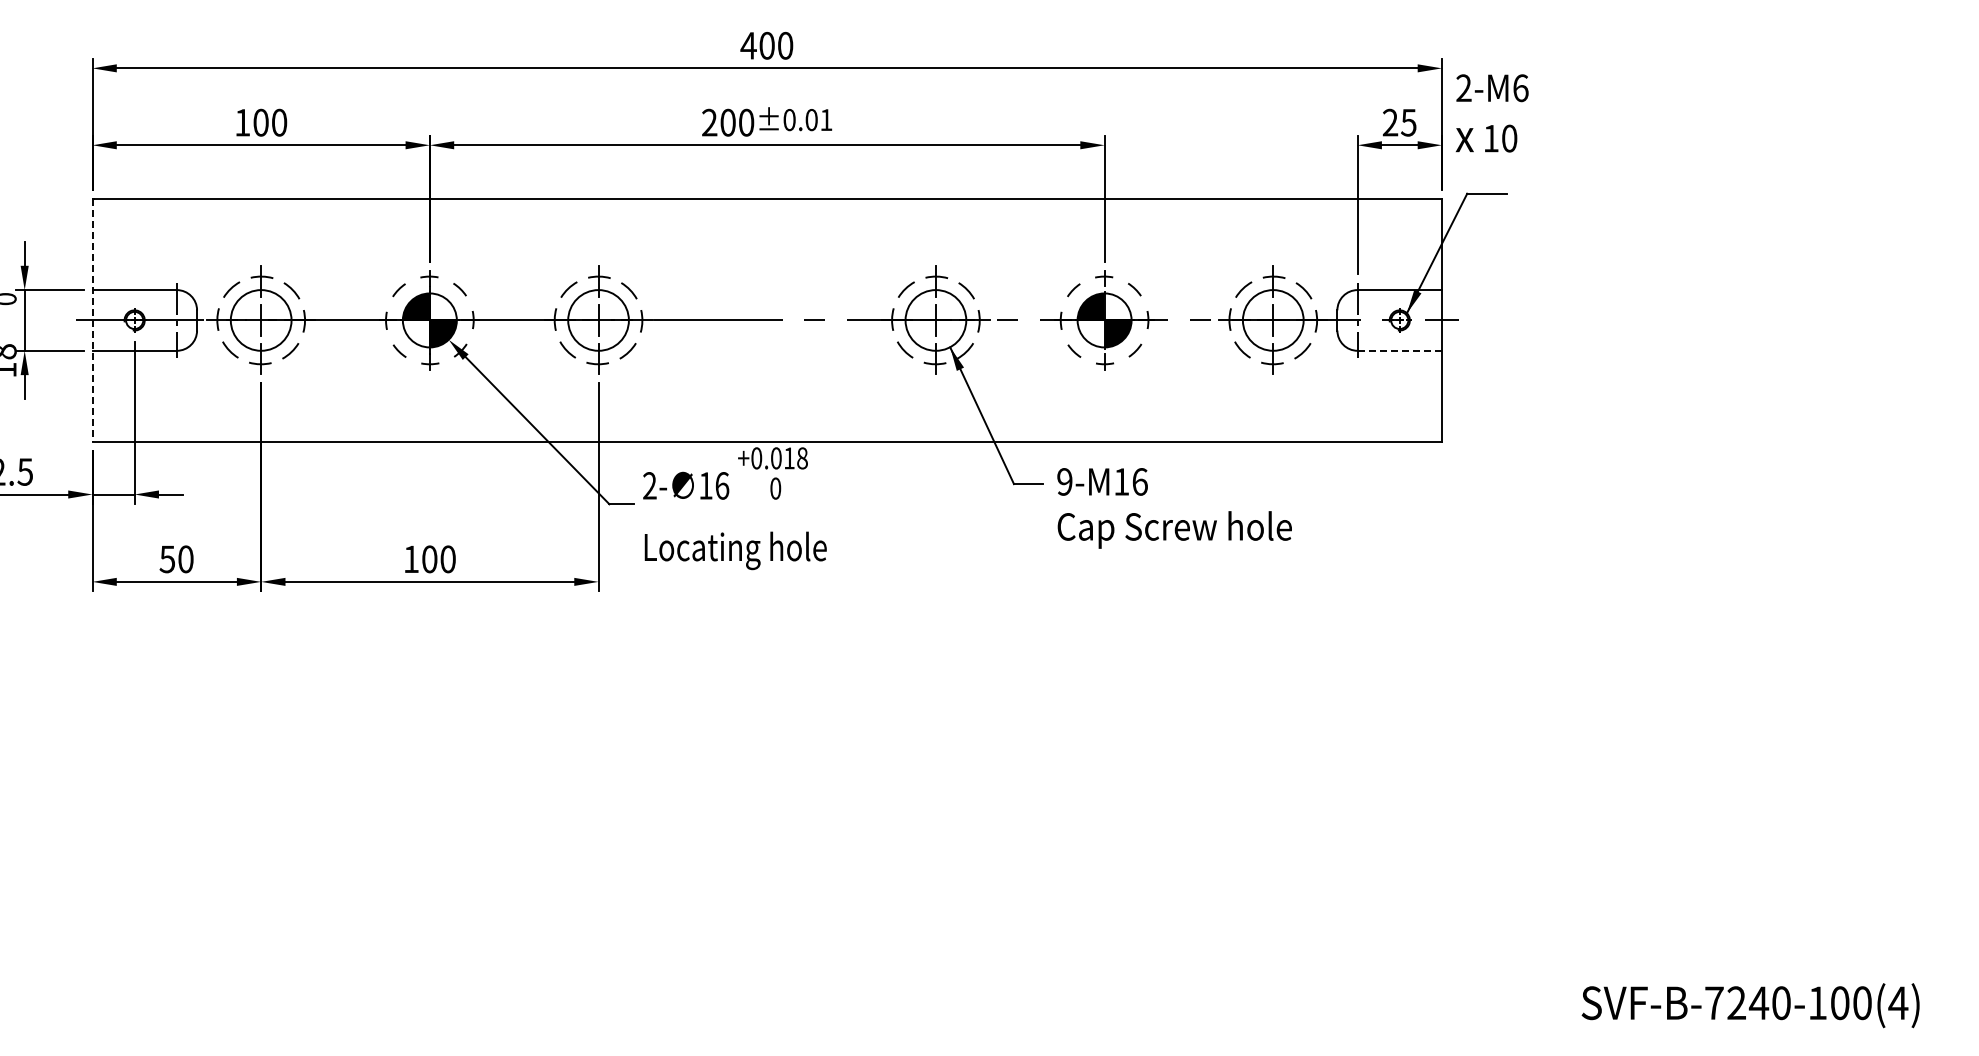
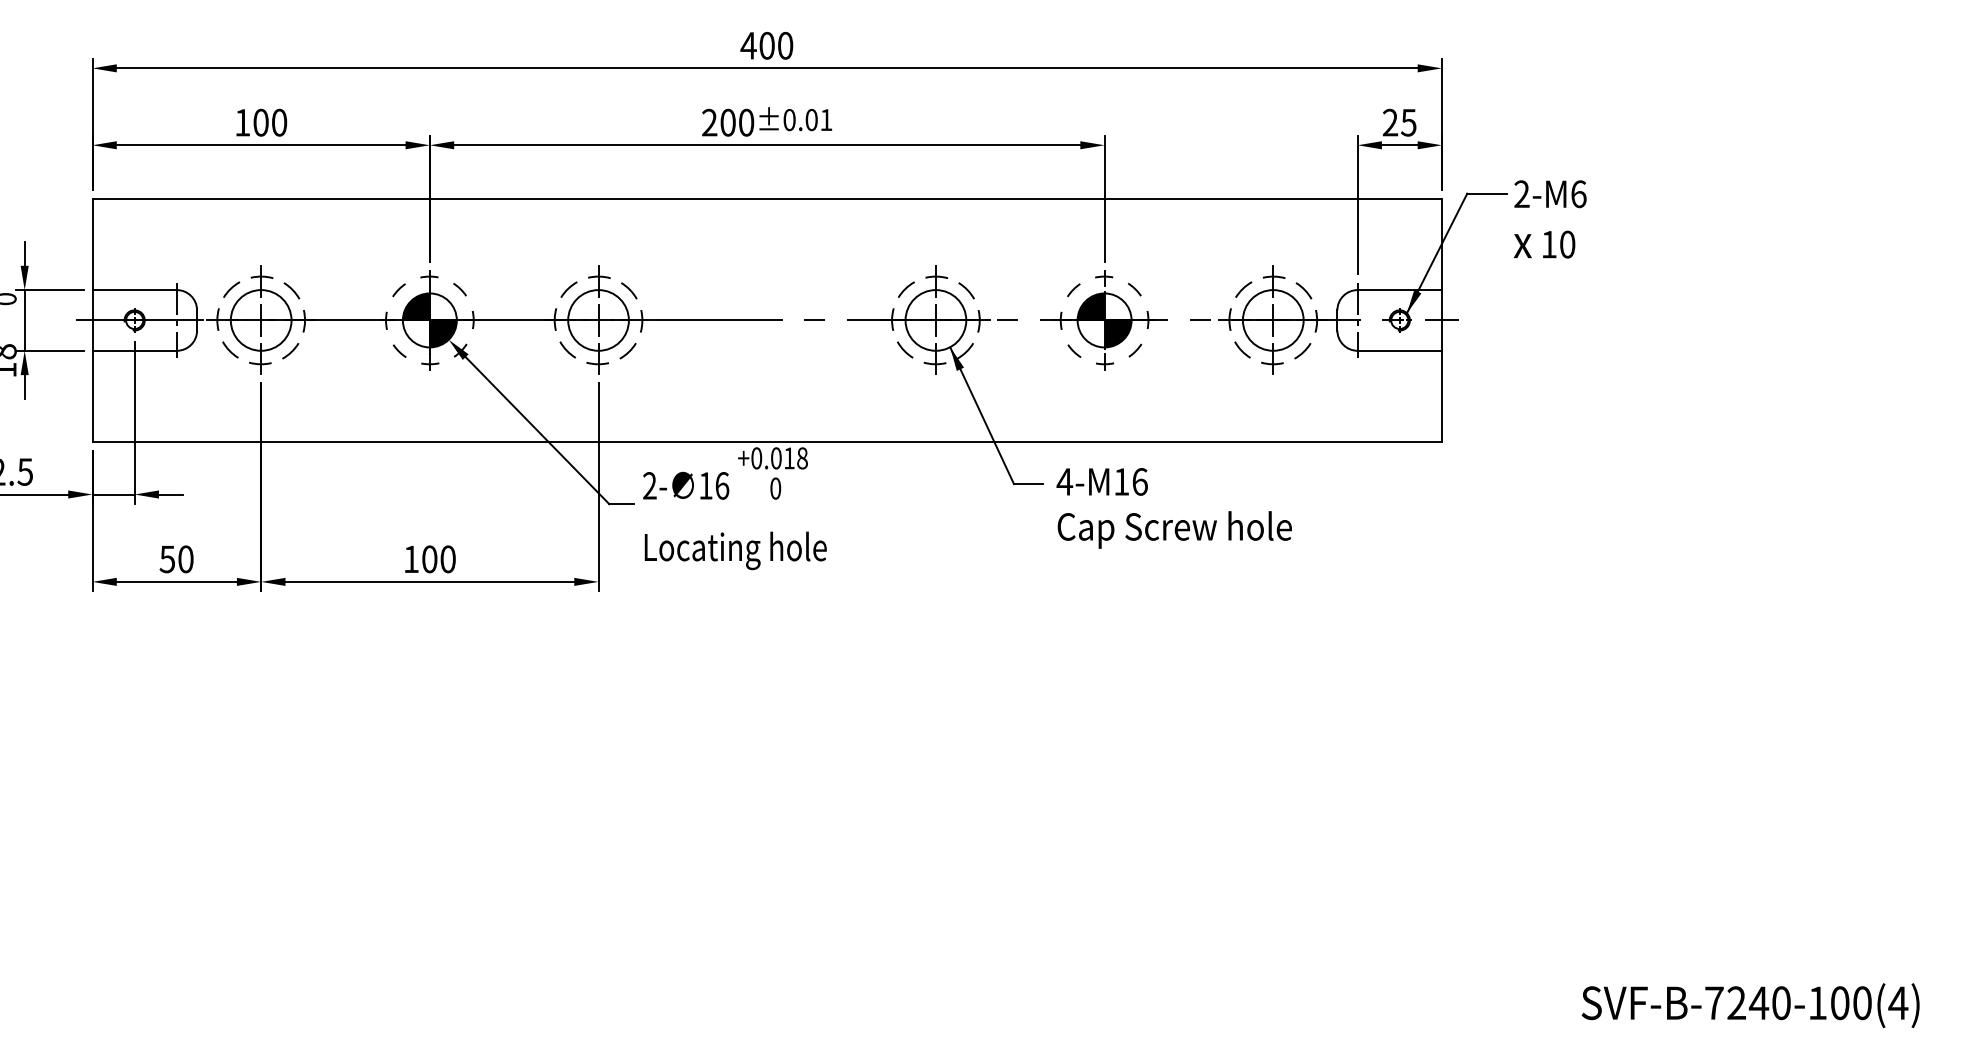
text position: (1491, 113) -> (1549, 219) (1549, 219)
line: dashed -> solid (92, 320)
line: dashed -> solid (1400, 350)
text: 9-M16 -> 4-M16 (1064, 481)
